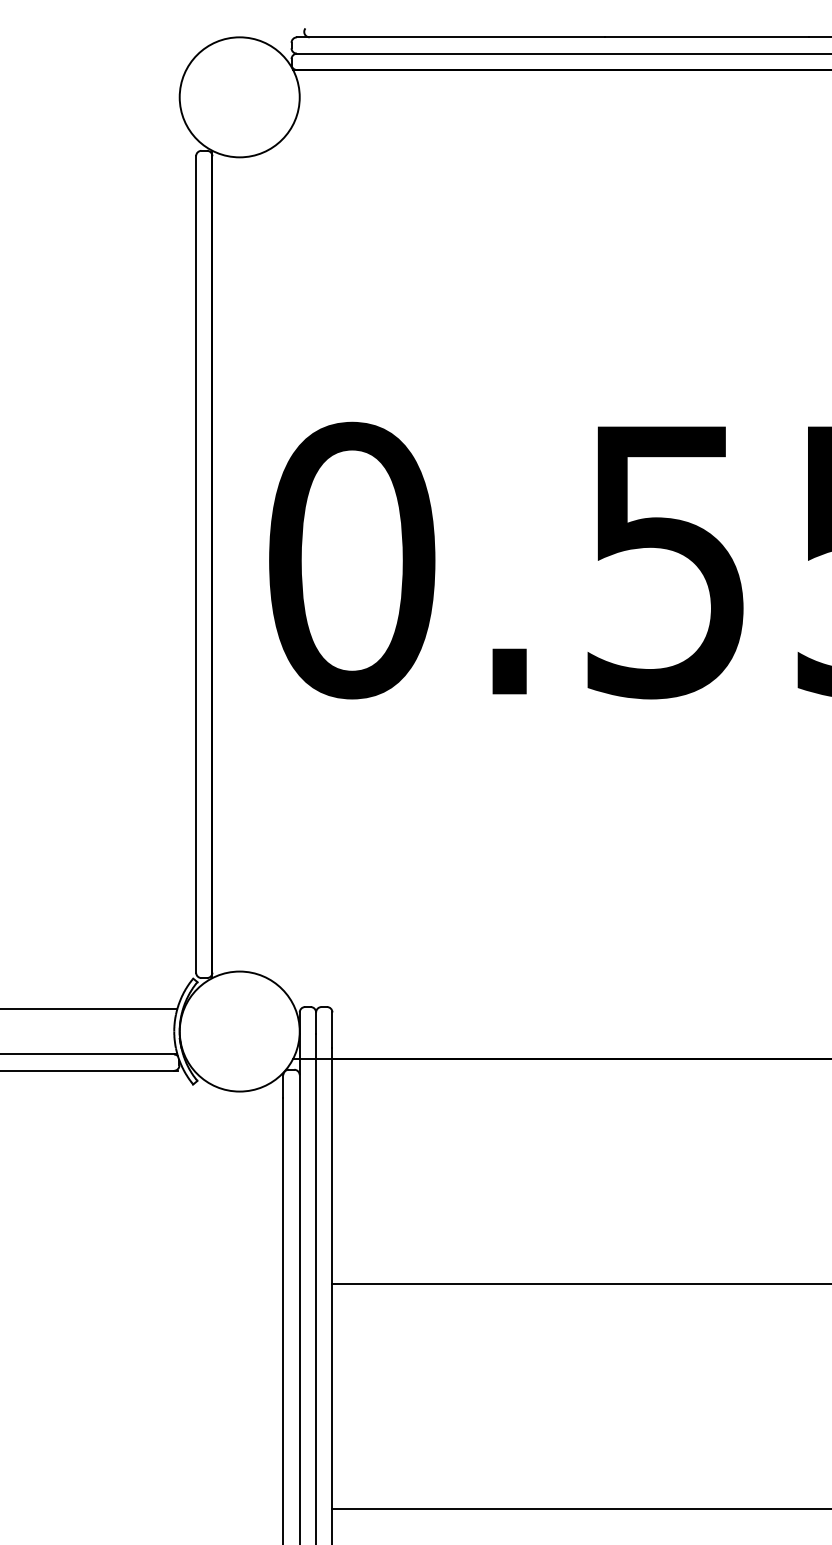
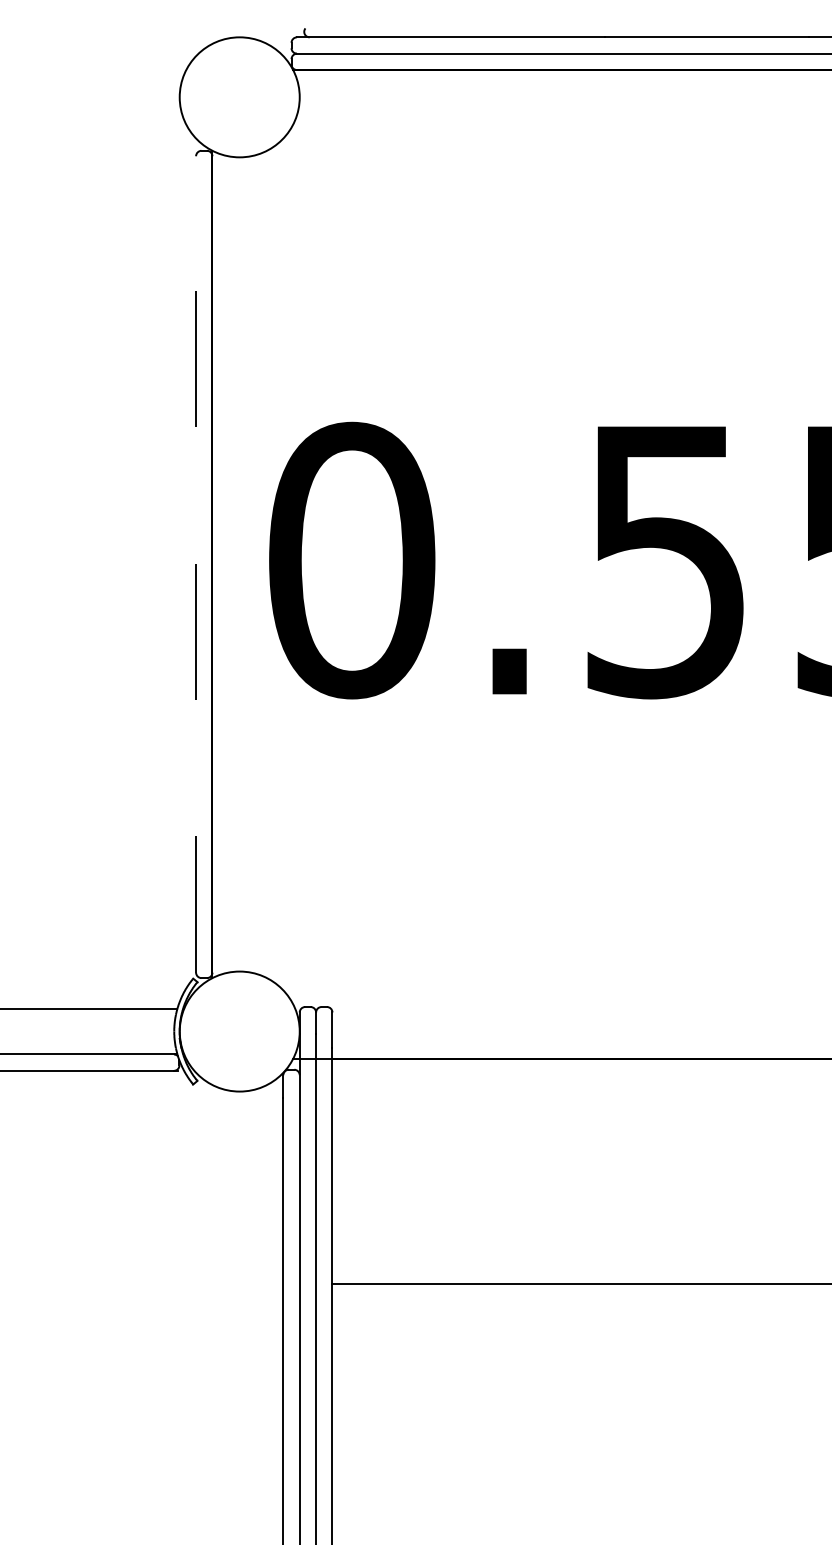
line: solid -> dashed (196, 563)
line: present -> none (580, 1508)
